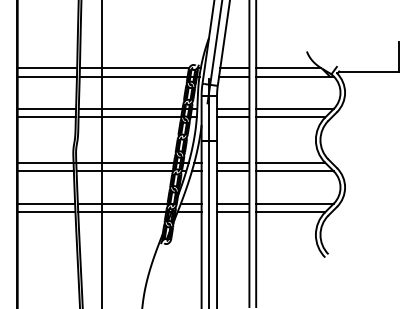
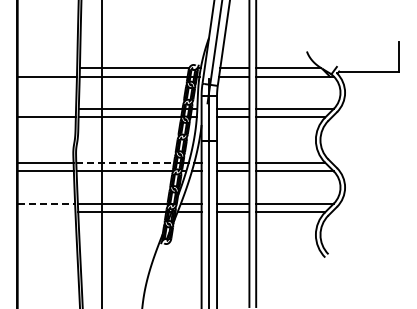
line: present -> none (47, 68)
line: present -> none (46, 108)
line: solid -> dashed (125, 162)
line: solid -> dashed (46, 203)
line: present -> none (46, 212)
